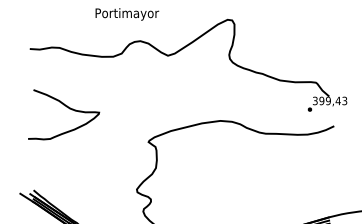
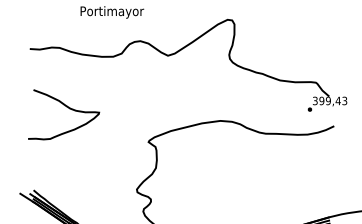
text position: (127, 14) -> (112, 12) (112, 12)
